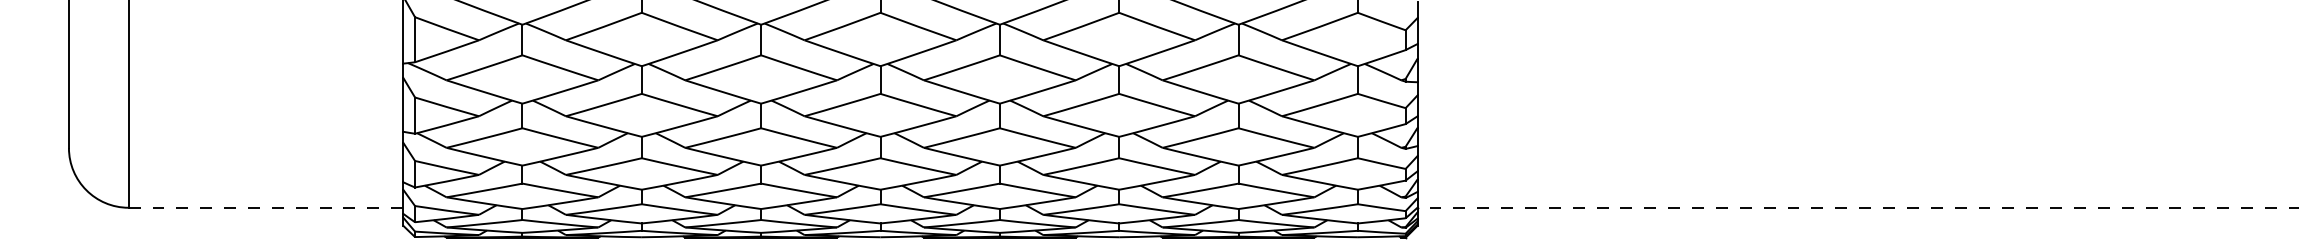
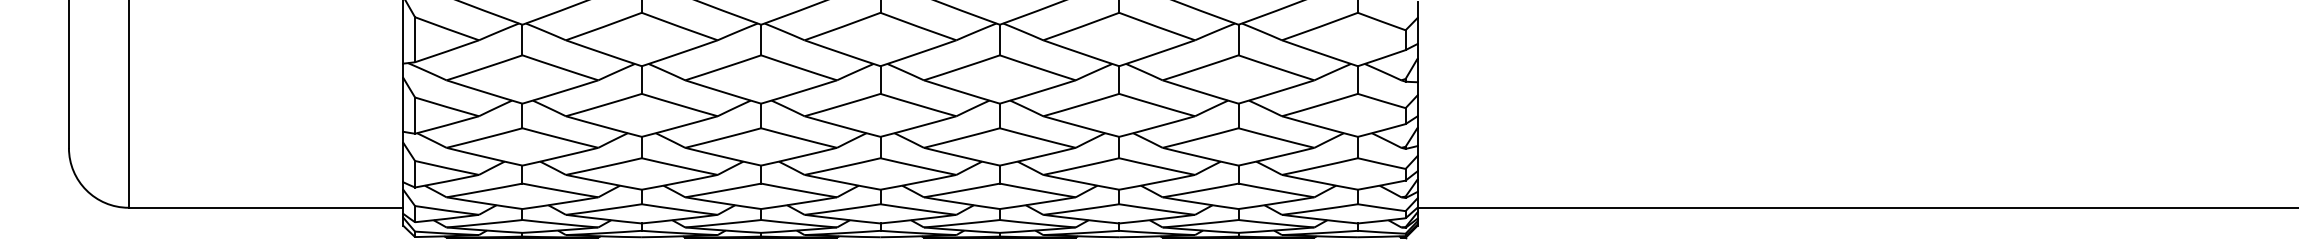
line: dashed -> solid (265, 207)
line: dashed -> solid (1857, 207)
